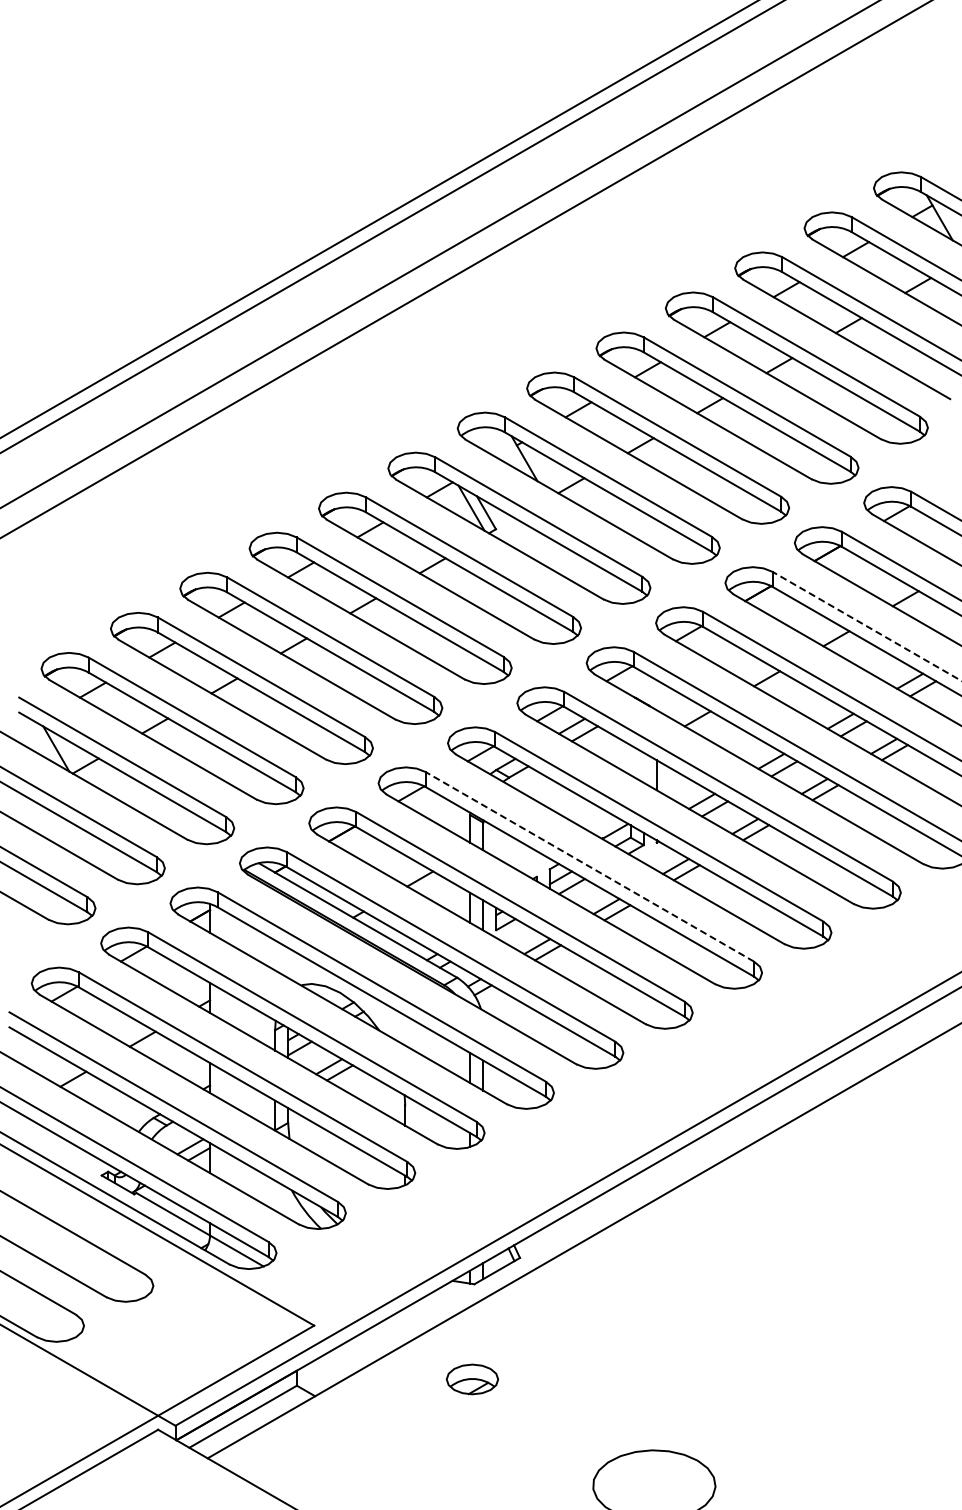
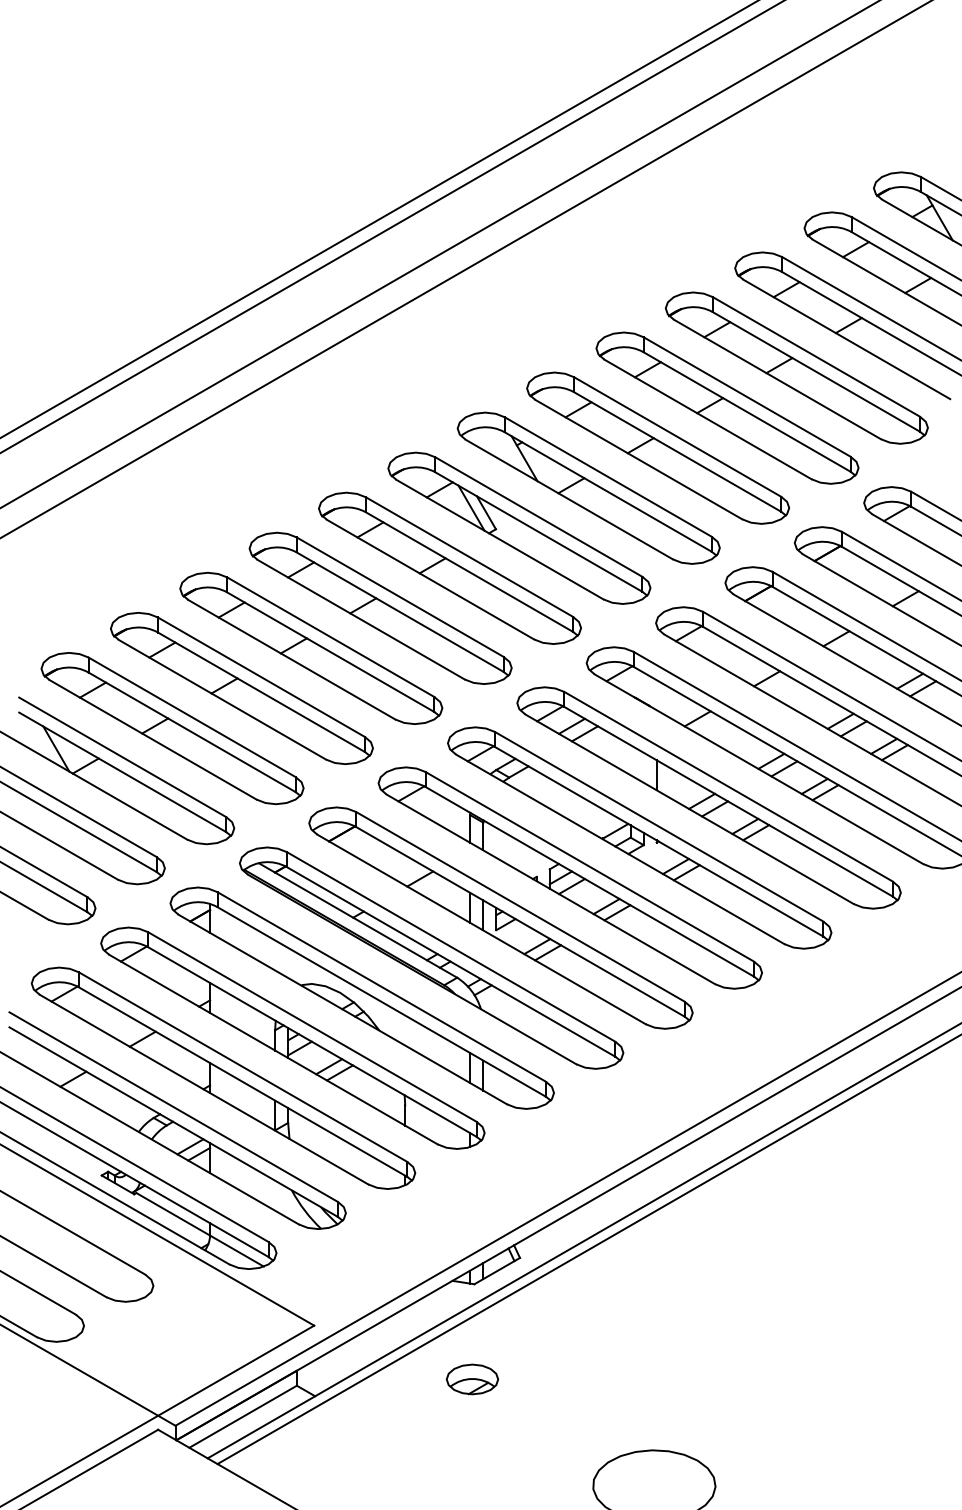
line: dashed -> solid (866, 626)
line: dashed -> solid (589, 866)
line: none -> present (587, 1250)
